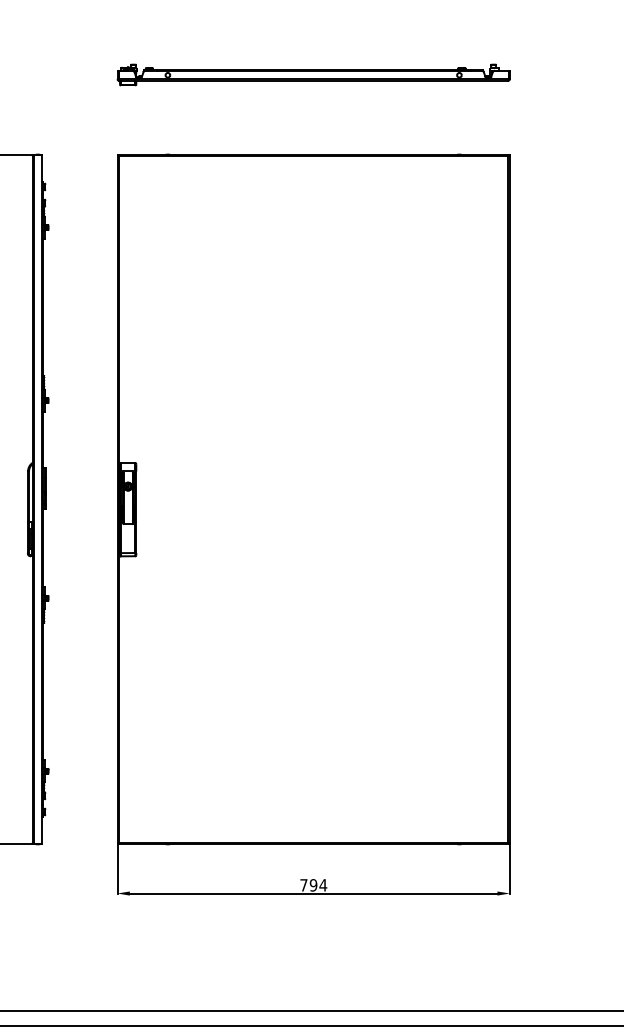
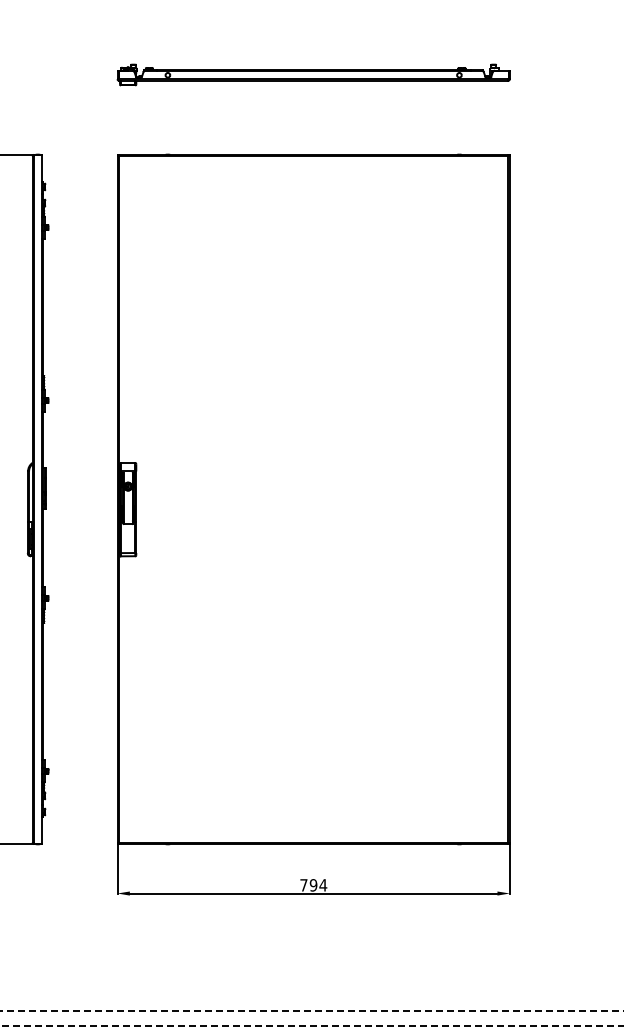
line: solid -> dashed (312, 1011)
line: solid -> dashed (312, 1025)
